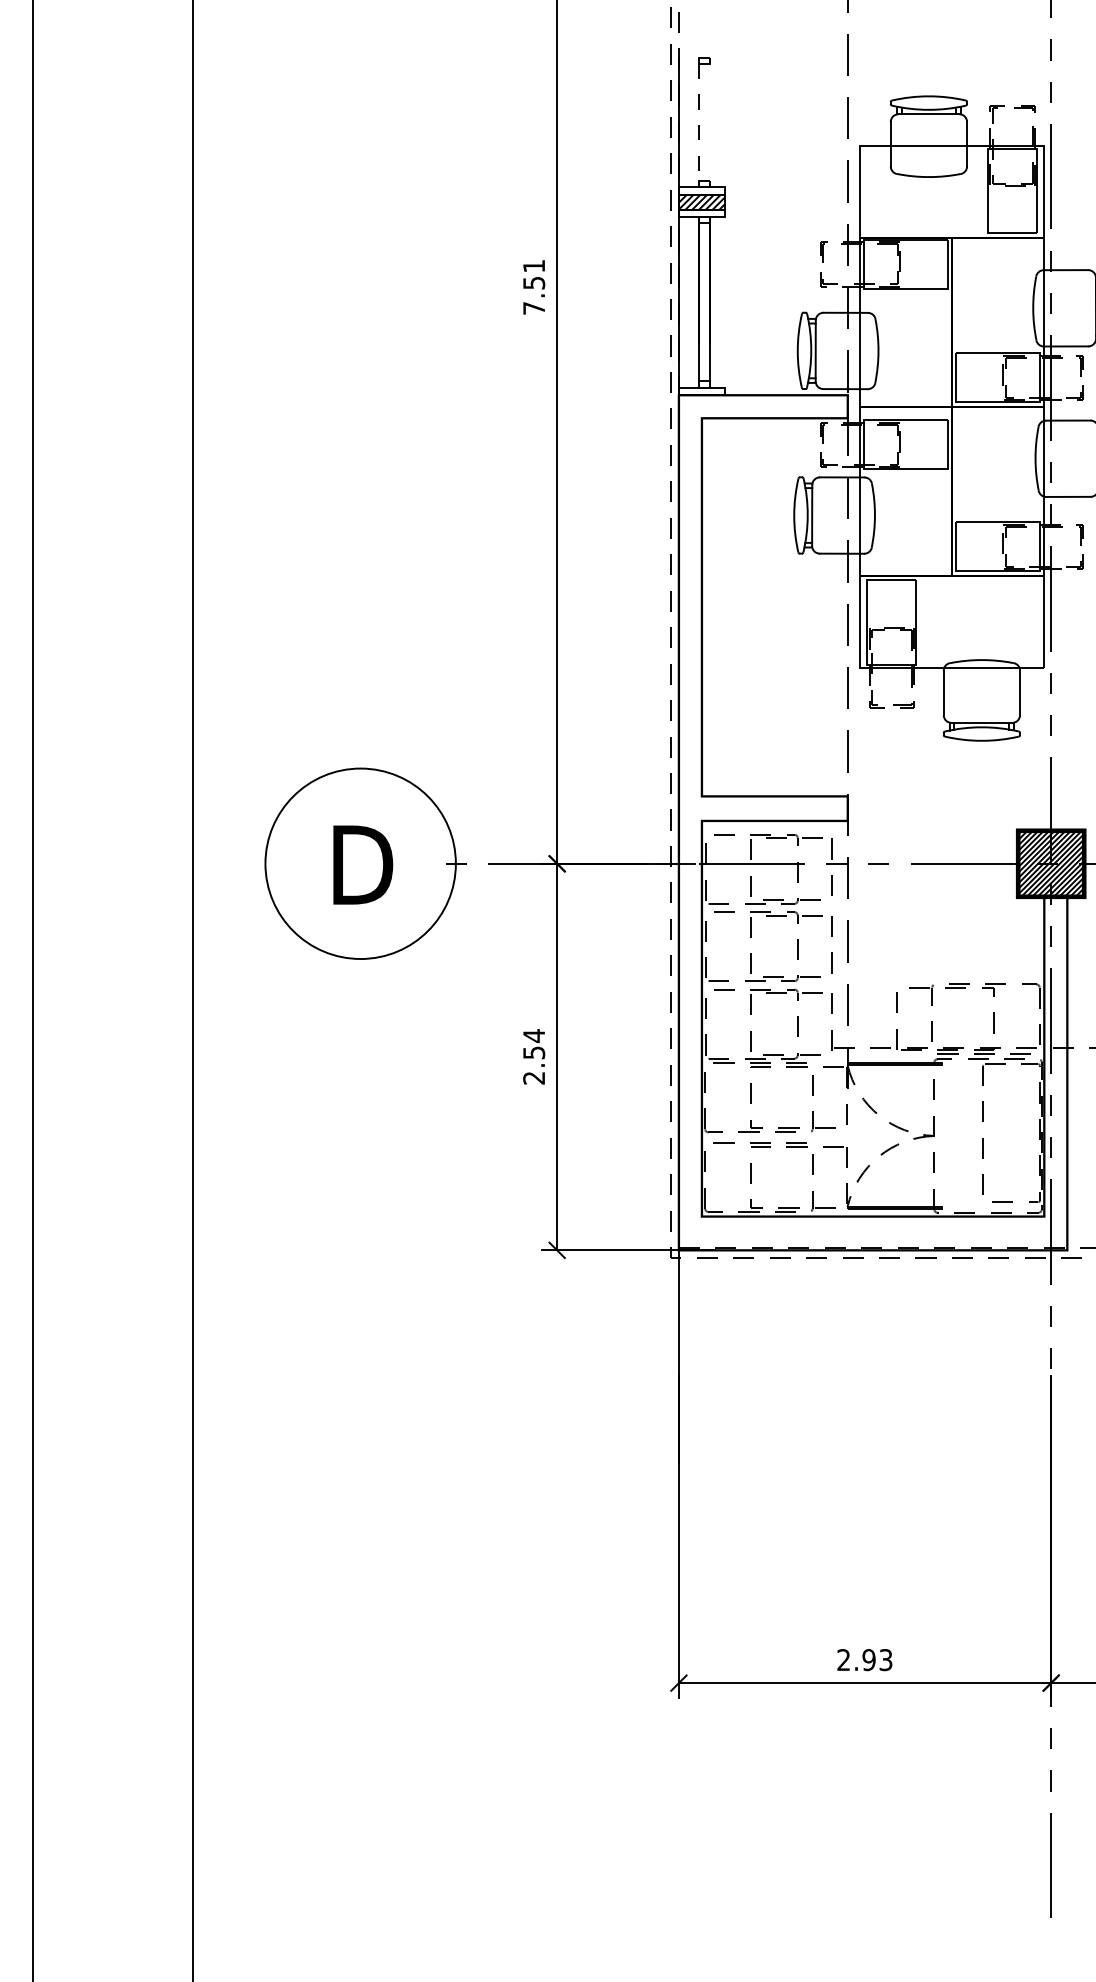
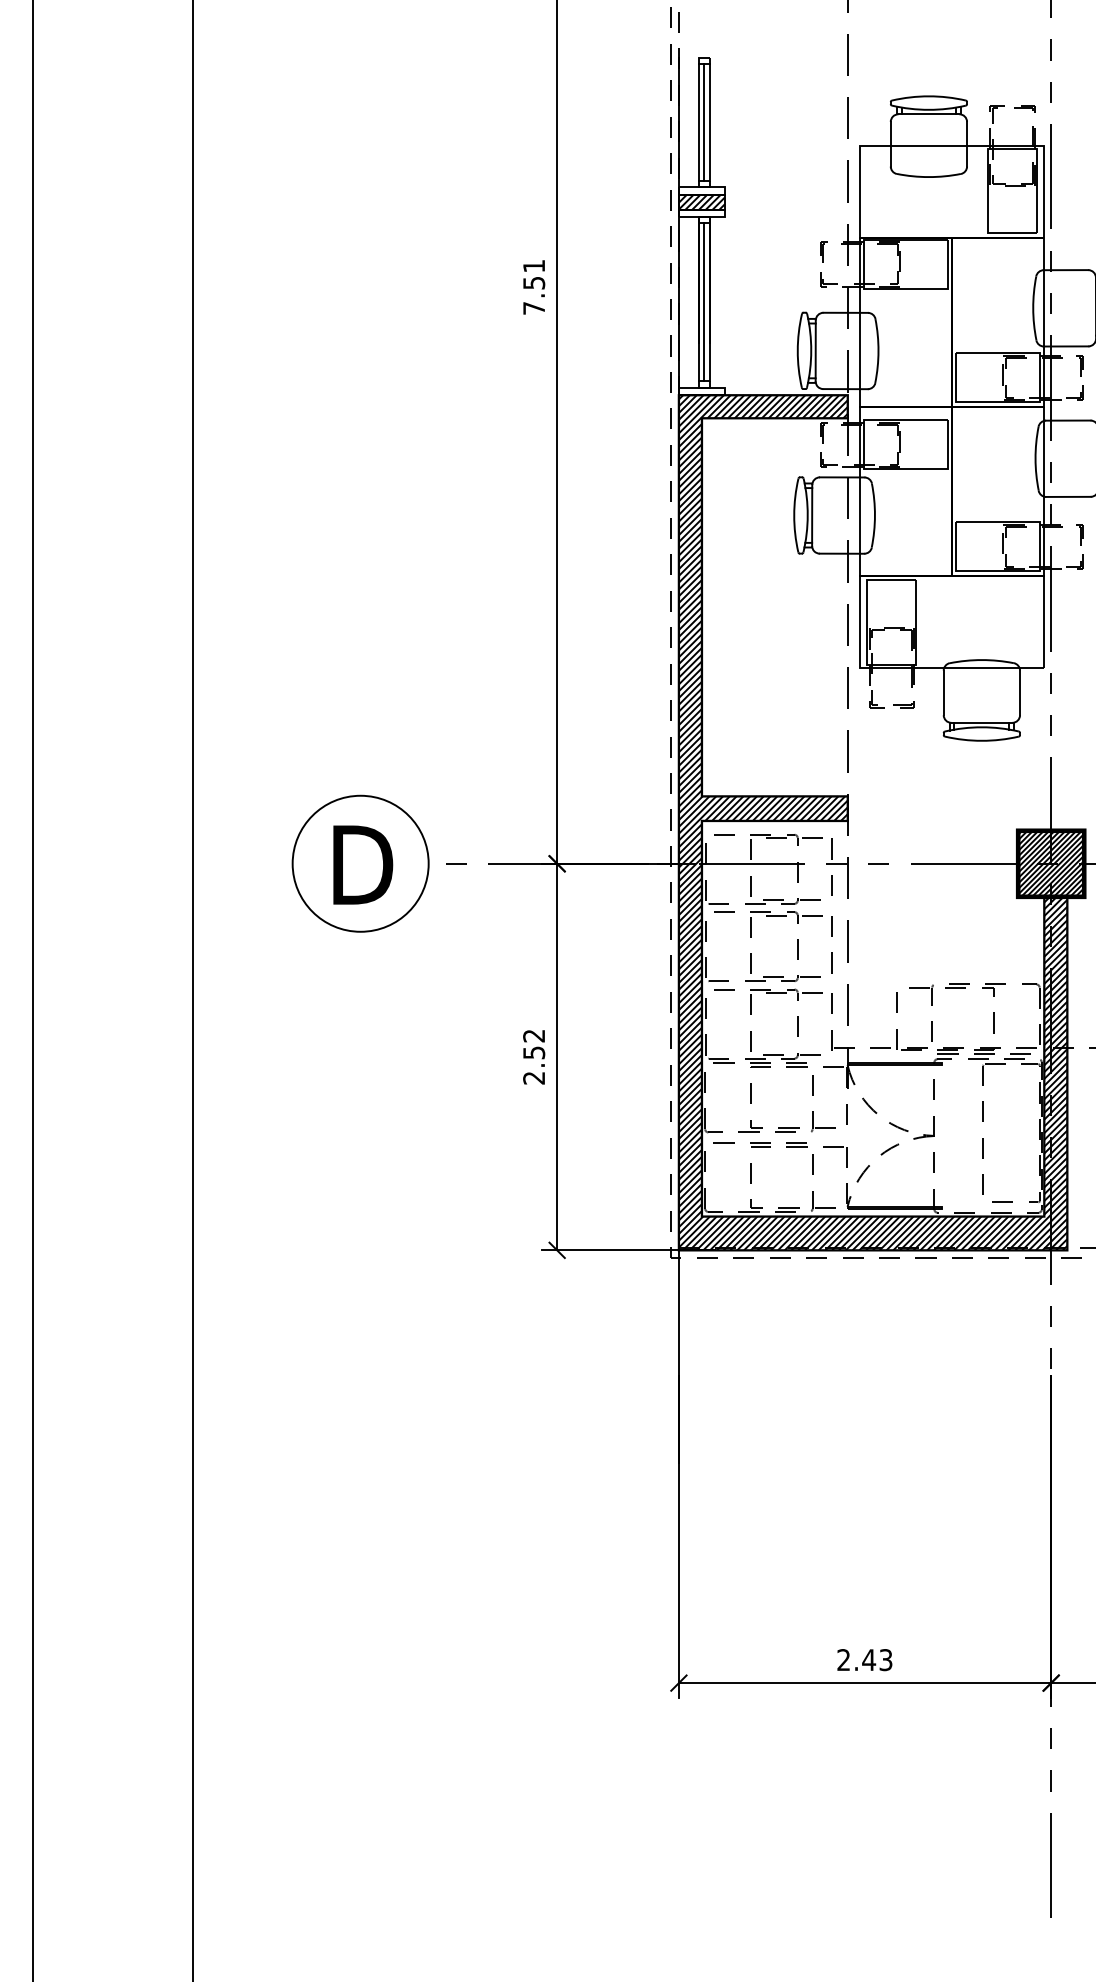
line: dashed -> solid (698, 122)
line: none -> present (704, 122)
line: none -> present (709, 122)
line: none -> present (704, 302)
hatch: none -> present (872, 822)
circle diameter: 190 px -> 136 px (360, 863)
text: 2.54 -> 2.52 (533, 1036)
text: 2.93 -> 2.43 (869, 1660)
